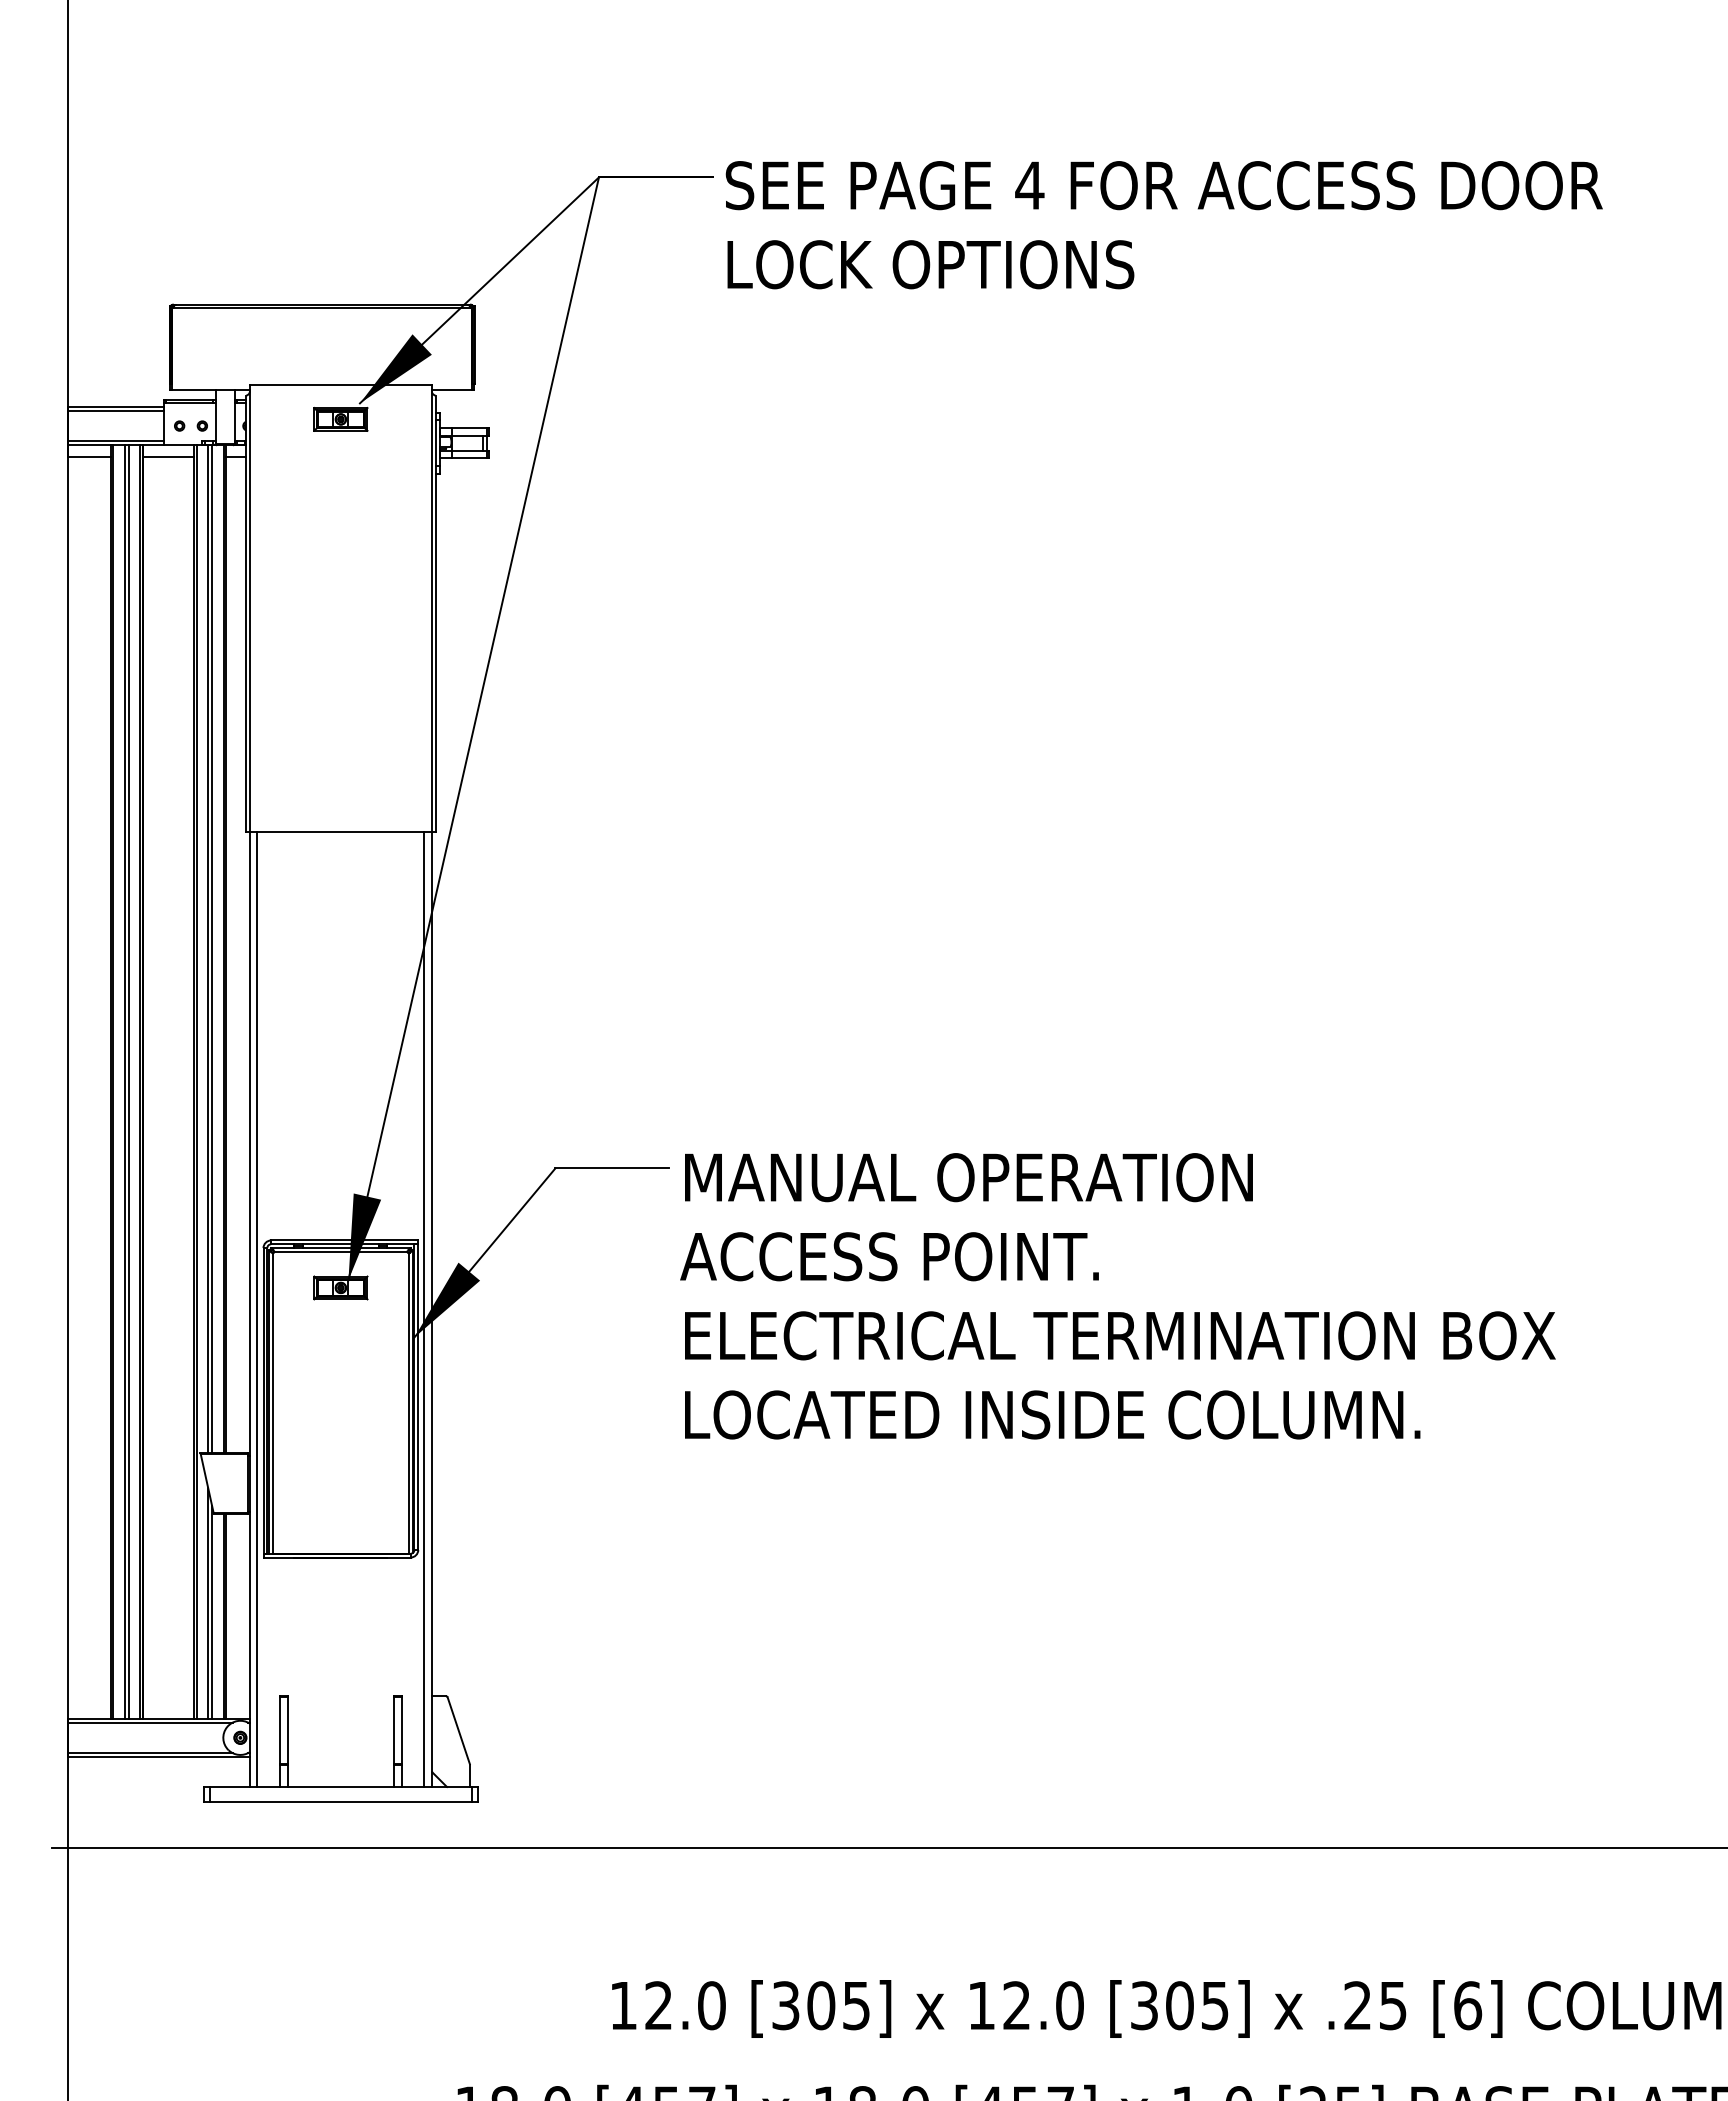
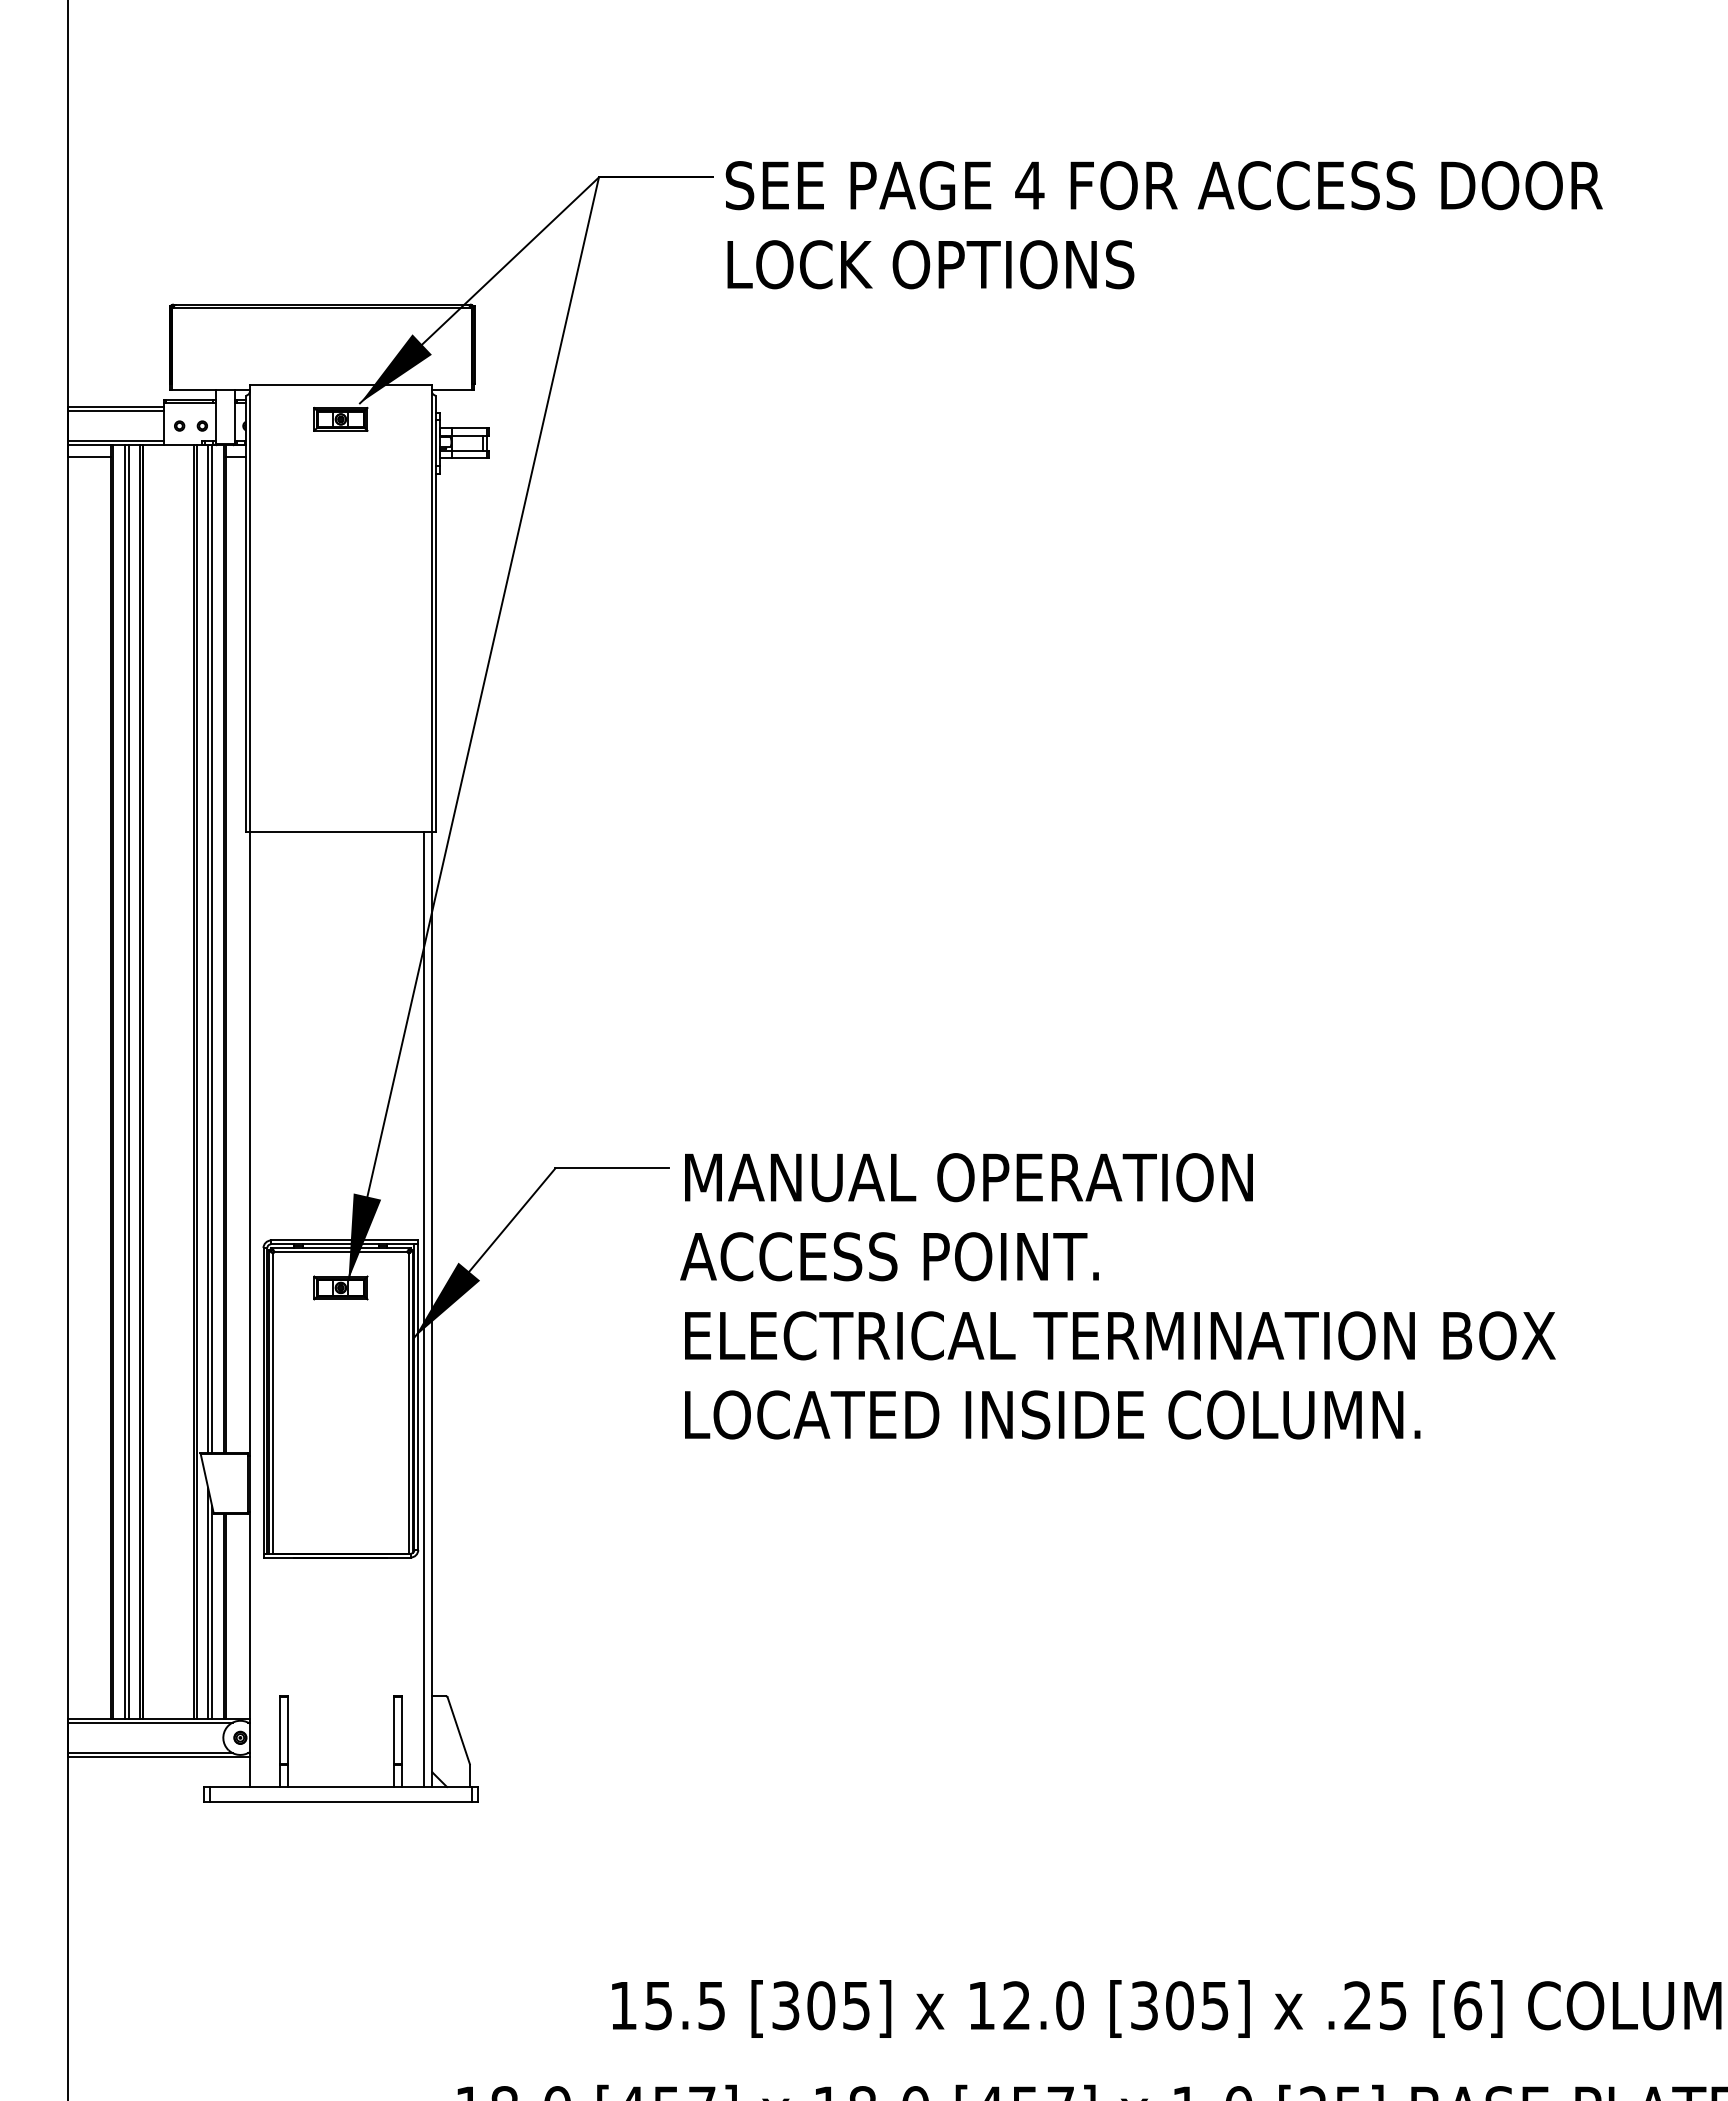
line: present -> none (168, 456)
line: present -> none (257, 1309)
line: present -> none (887, 1847)
text: 12.0 -> 15.5 (685, 2005)
